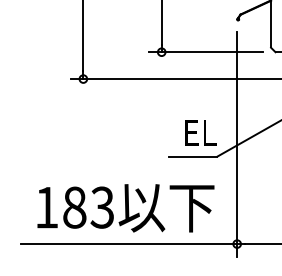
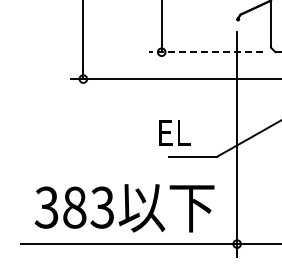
line: solid -> dashed (205, 52)
text position: (200, 132) -> (174, 132) (174, 132)
text: 183 -> 383 (46, 207)
